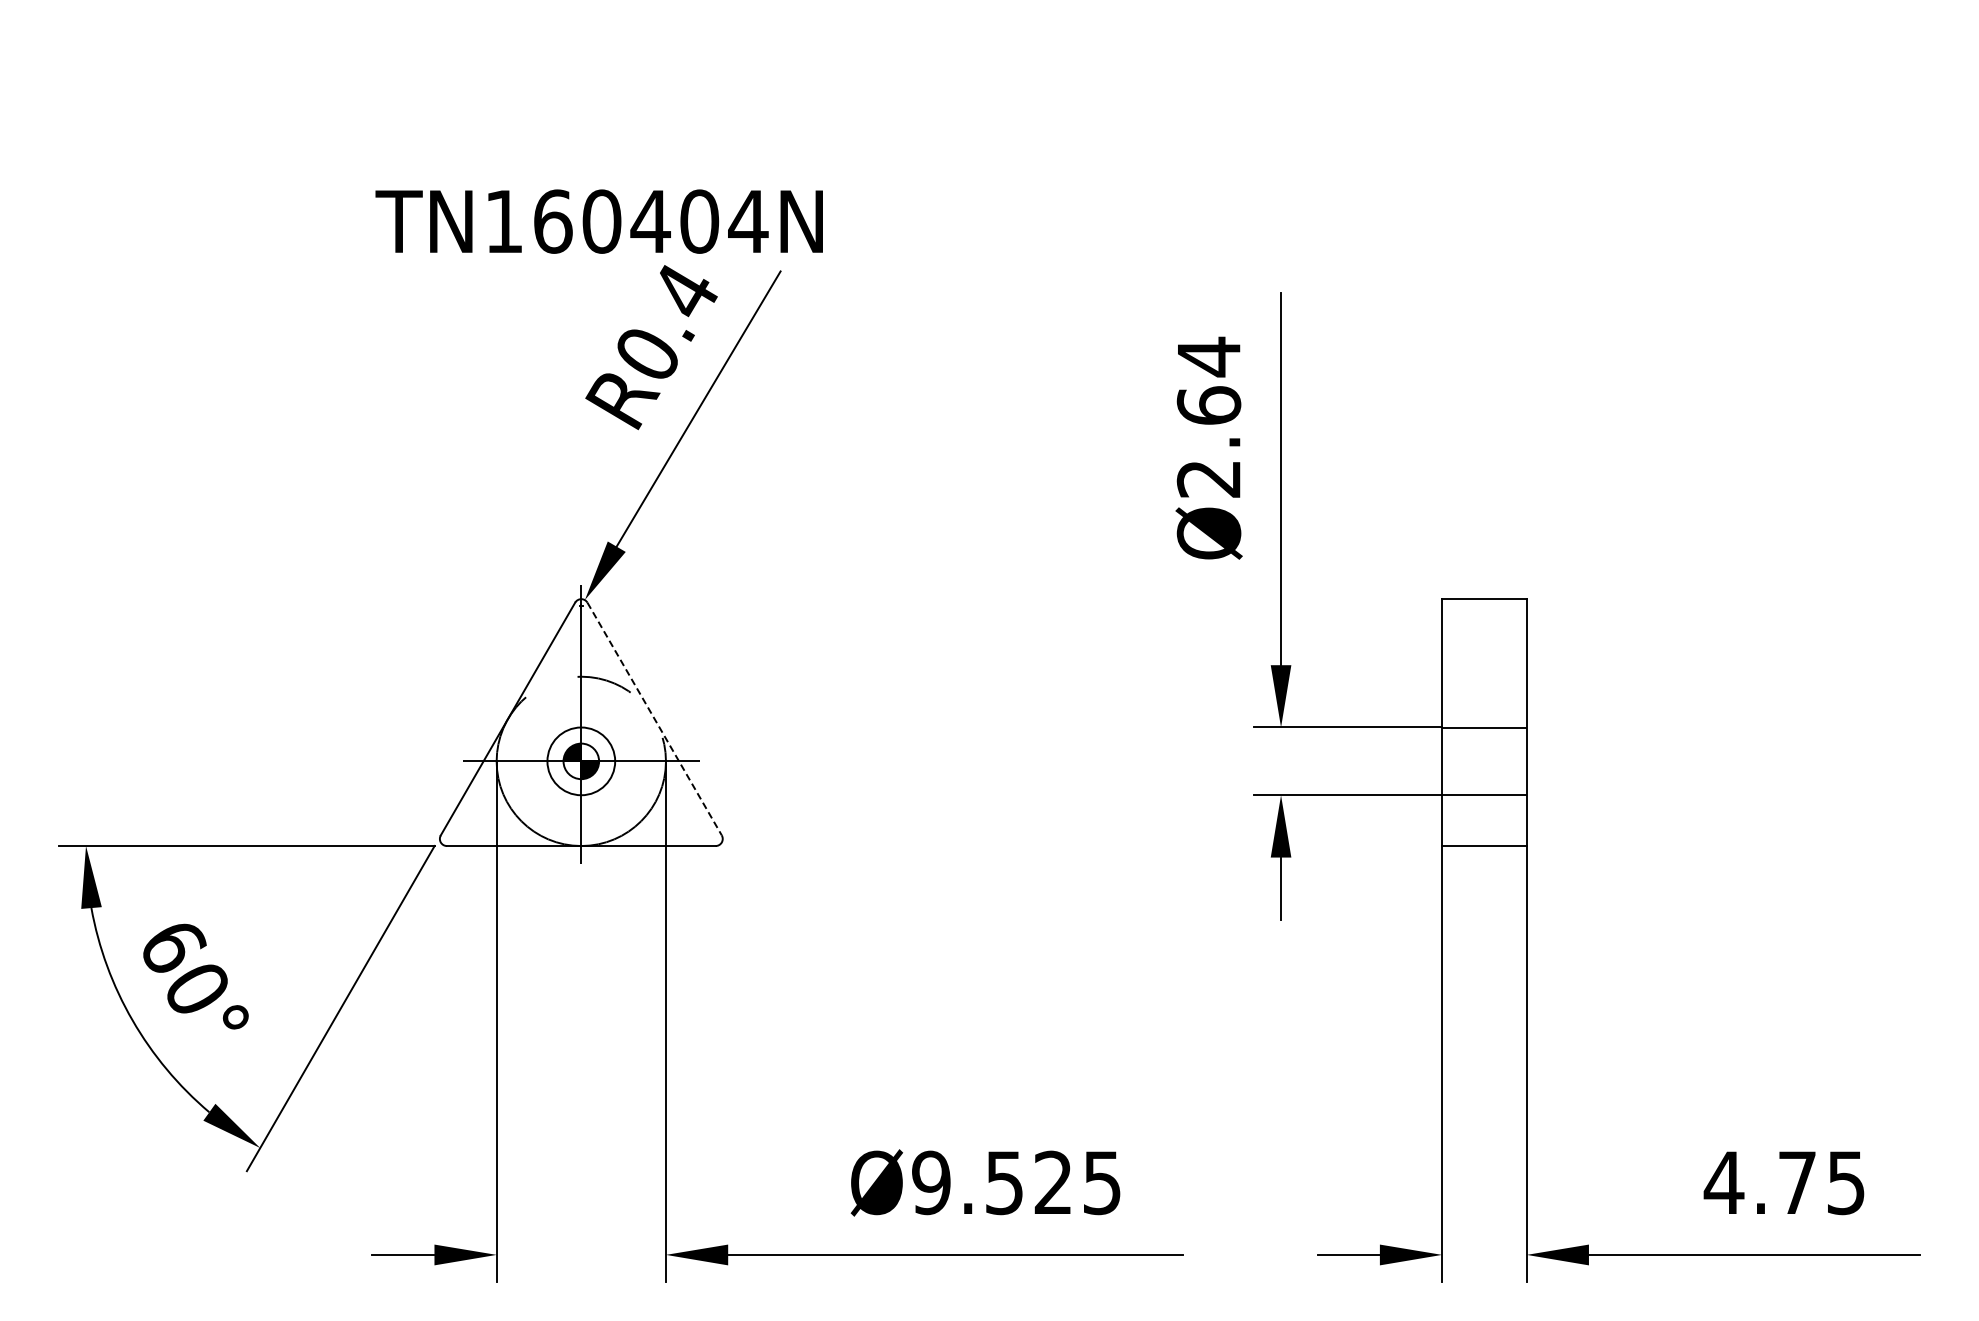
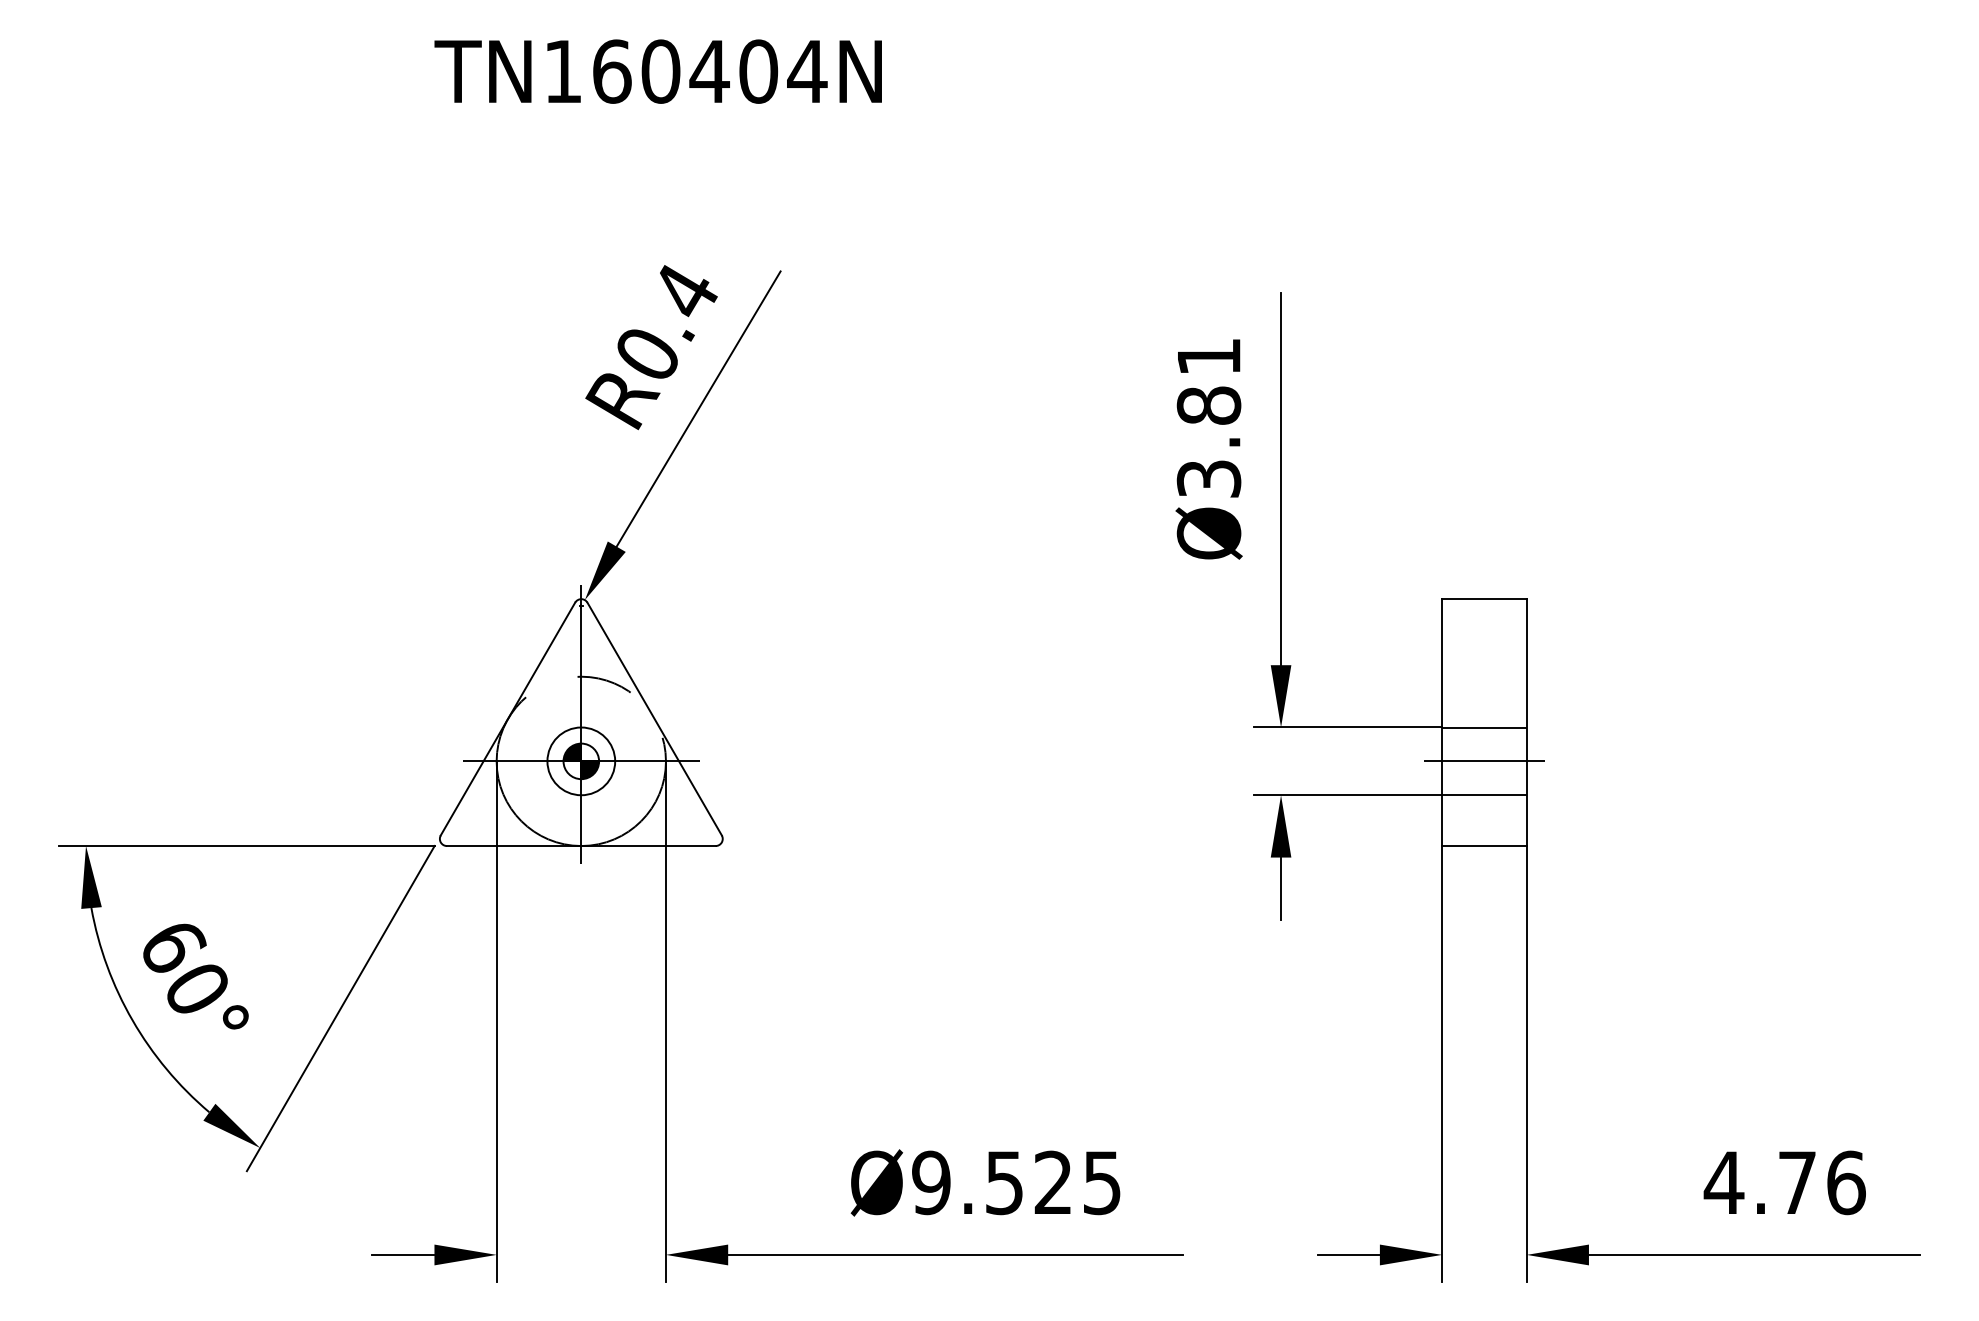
text position: (598, 221) -> (657, 71) (657, 71)
text: Ø2.64 -> Ø3.81 (1208, 416)
line: dashed -> solid (654, 719)
line: none -> present (1484, 761)
text: 4.75 -> 4.76 (1846, 1182)
